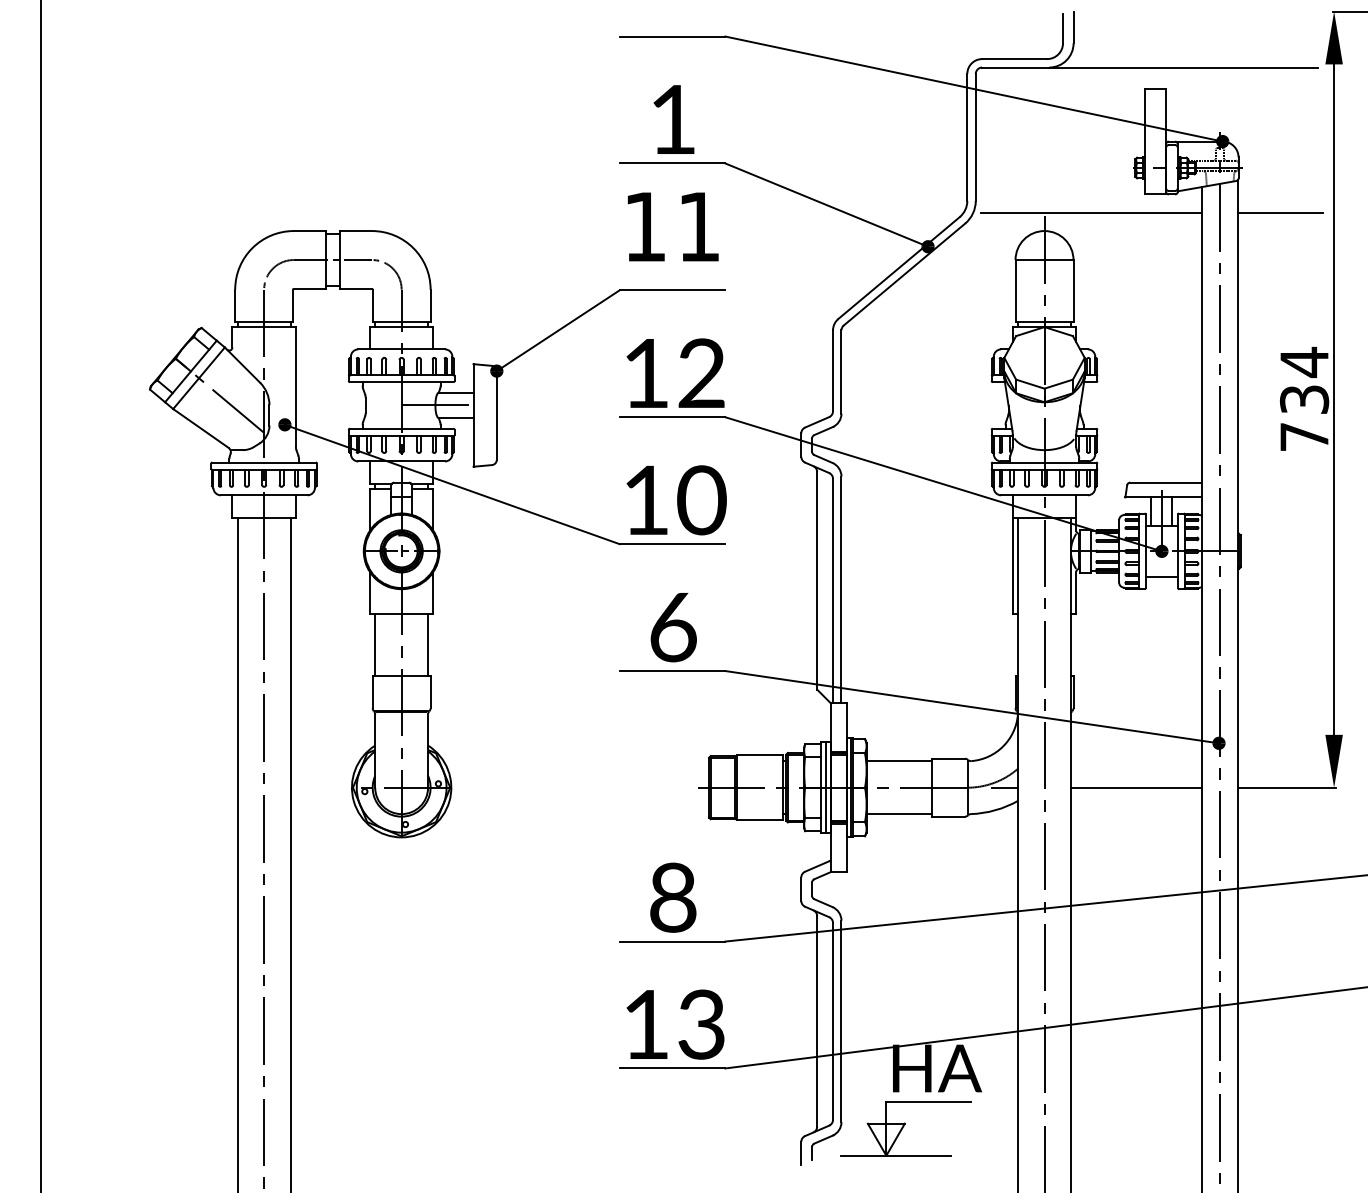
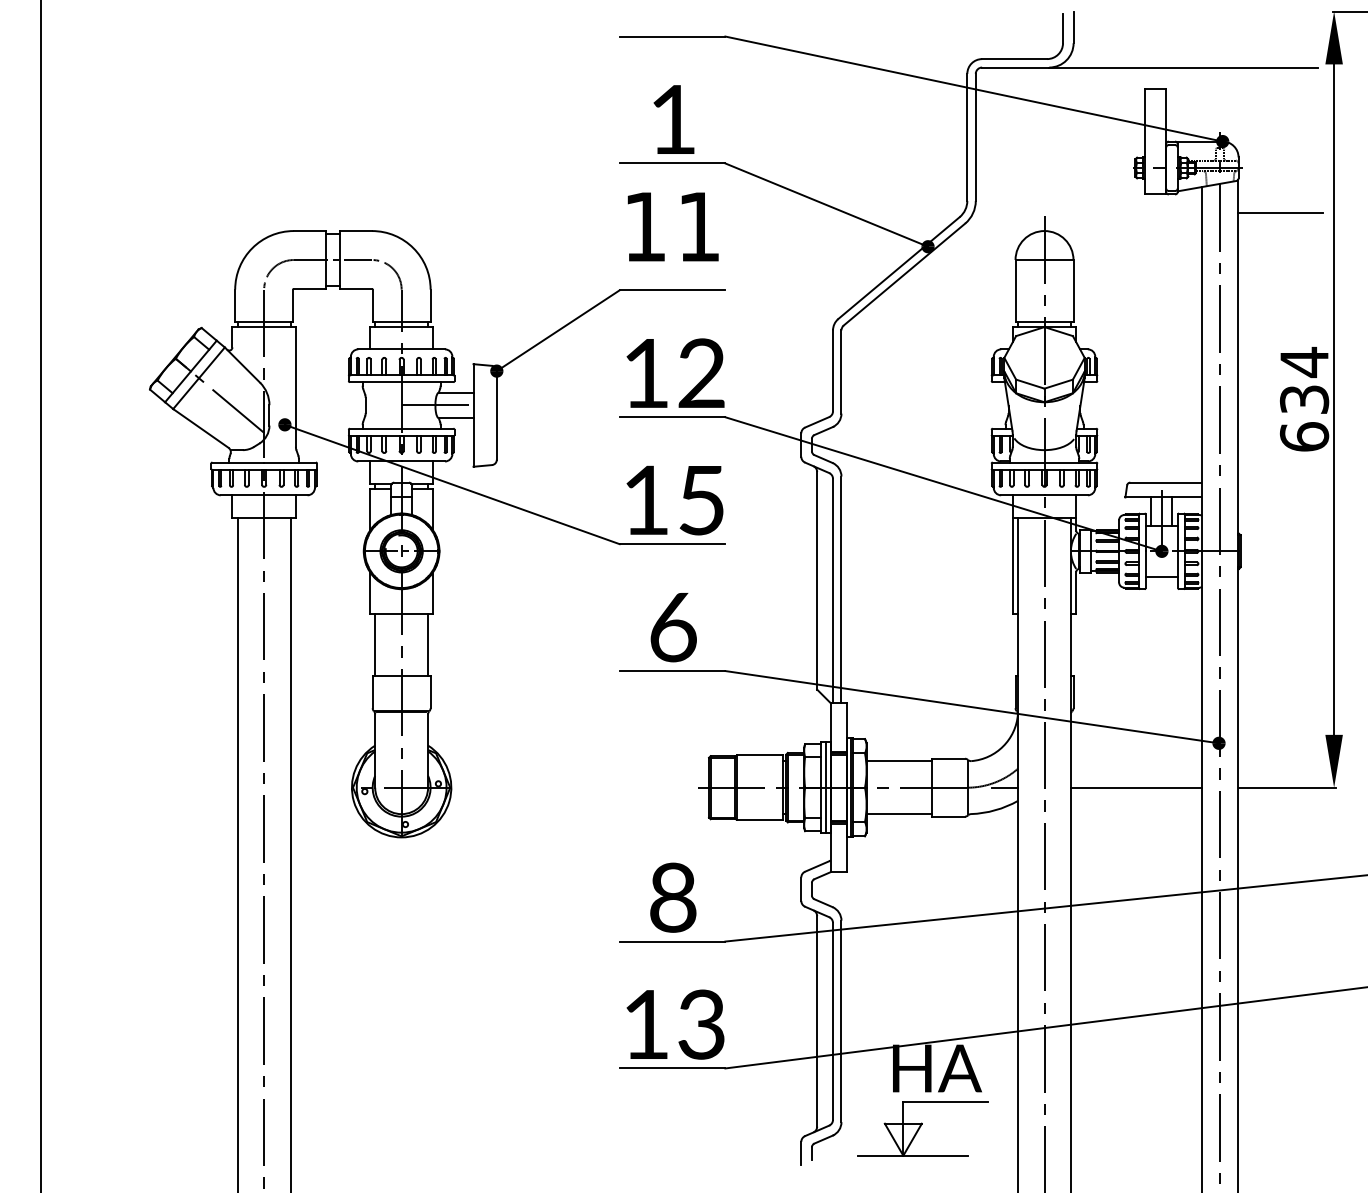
line: present -> none (1090, 213)
text: 734 -> 634 (1304, 436)
text: 10 -> 15 (701, 500)
part position: (905, 1128) -> (922, 1128) (922, 1128)
